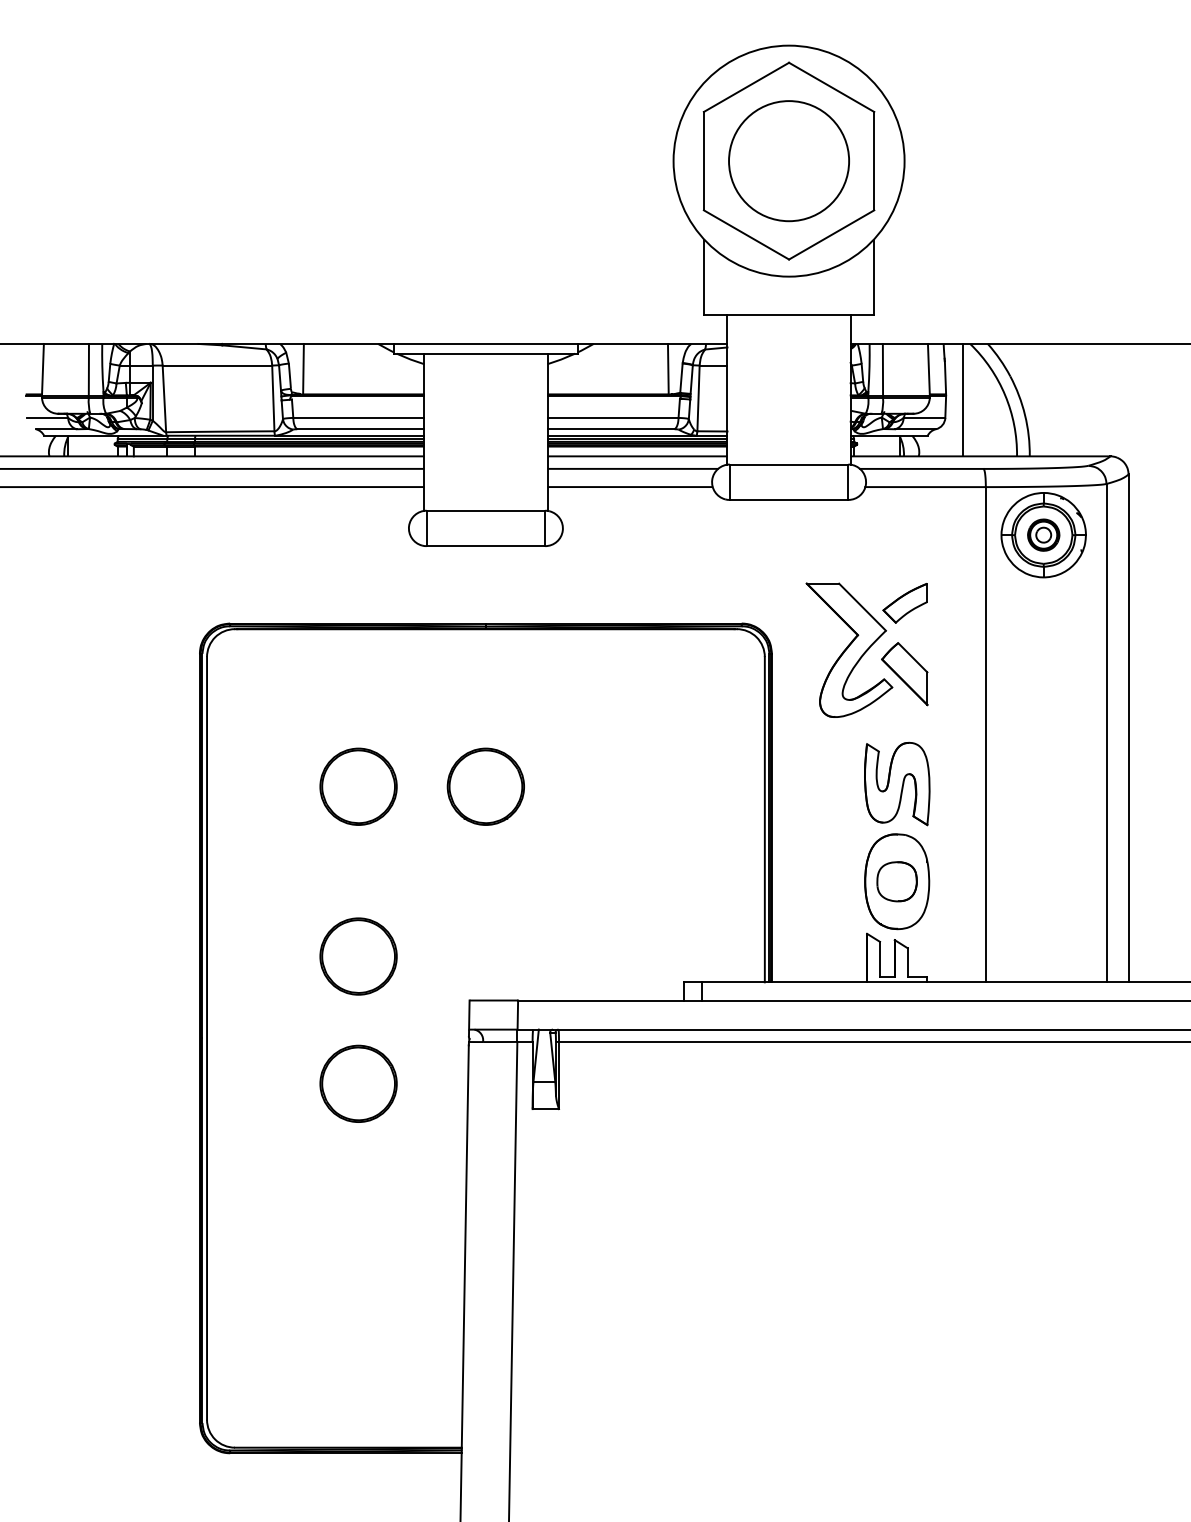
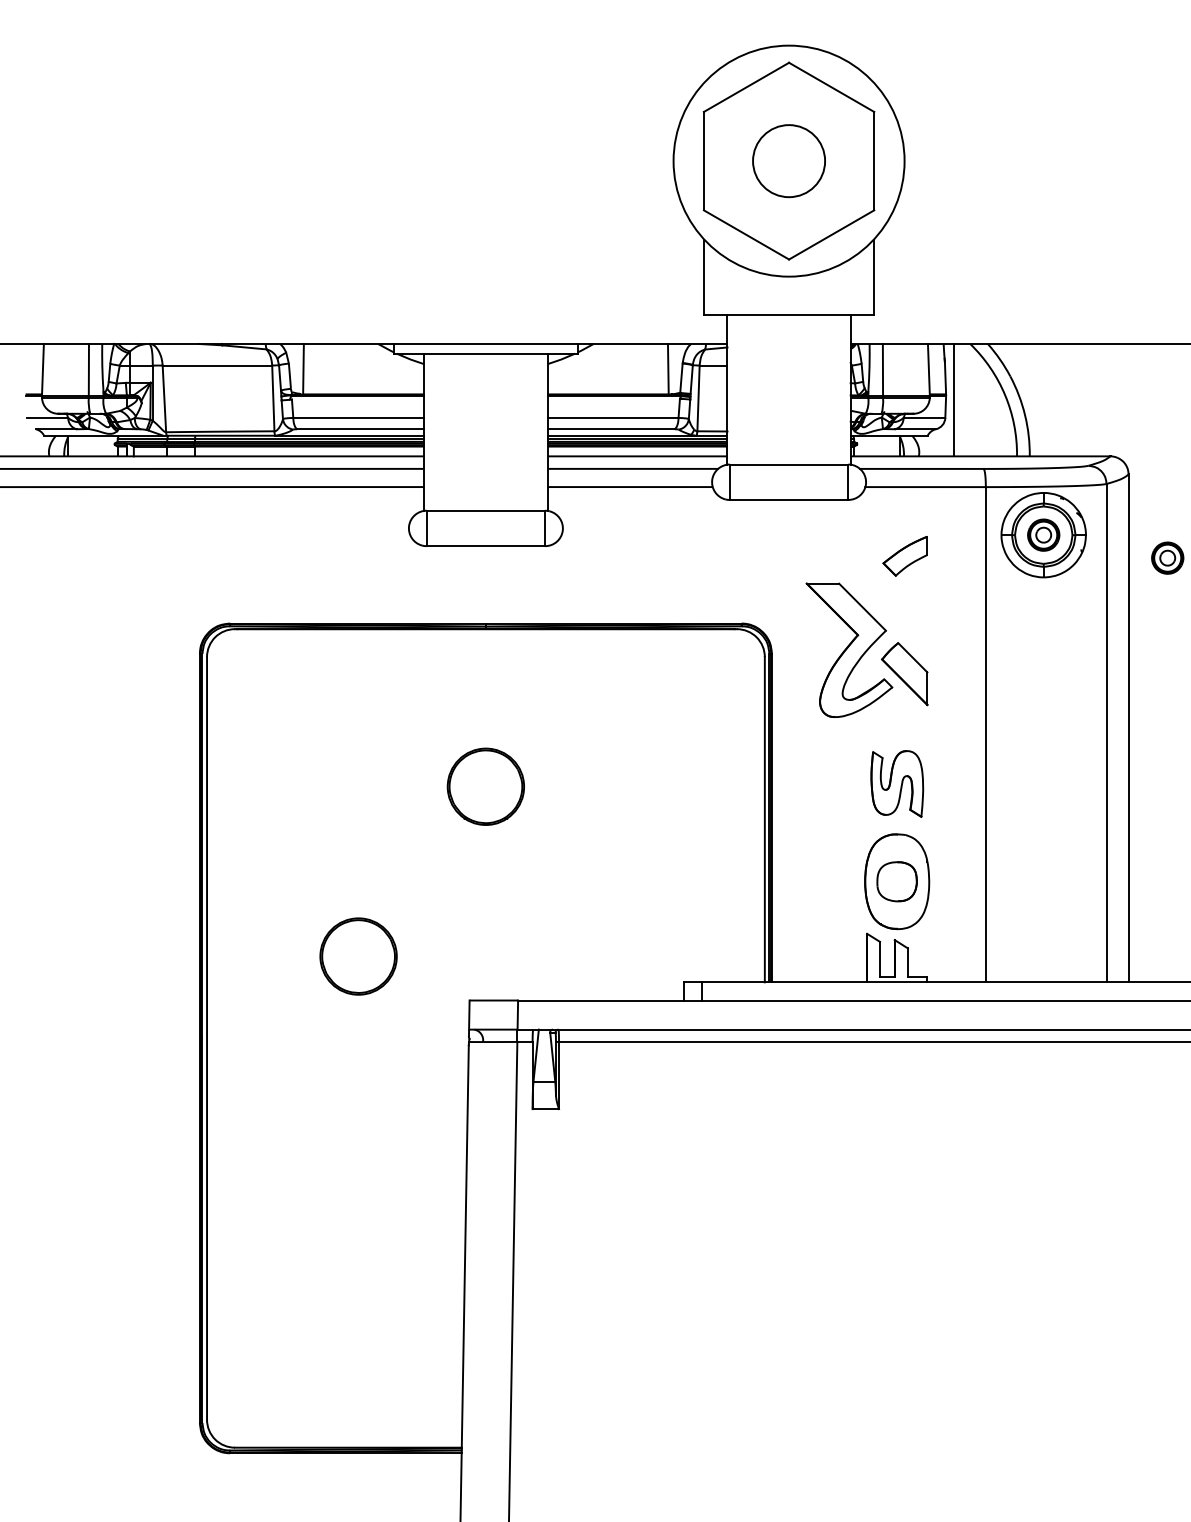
circle diameter: 120 px -> 72 px (789, 161)
line position: (963, 399) -> (954, 399) (954, 399)
part: none -> present (1167, 557)
part position: (904, 603) -> (904, 556) (904, 556)
part size: 67x86 px -> 55x68 px (897, 783)
part: present -> none (358, 786)
part: present -> none (358, 1083)
